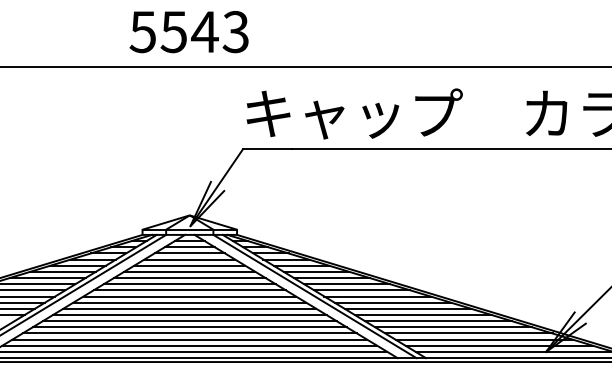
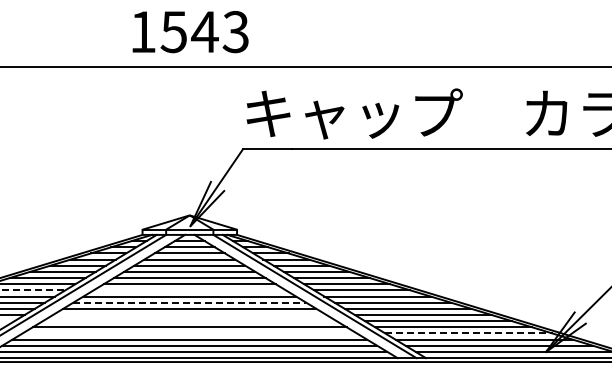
text: 5543 -> 1543 (142, 32)
line: solid -> dashed (33, 290)
line: present -> none (189, 290)
line: solid -> dashed (190, 302)
line: present -> none (189, 315)
line: present -> none (189, 321)
line: present -> none (189, 333)
line: solid -> dashed (468, 333)
